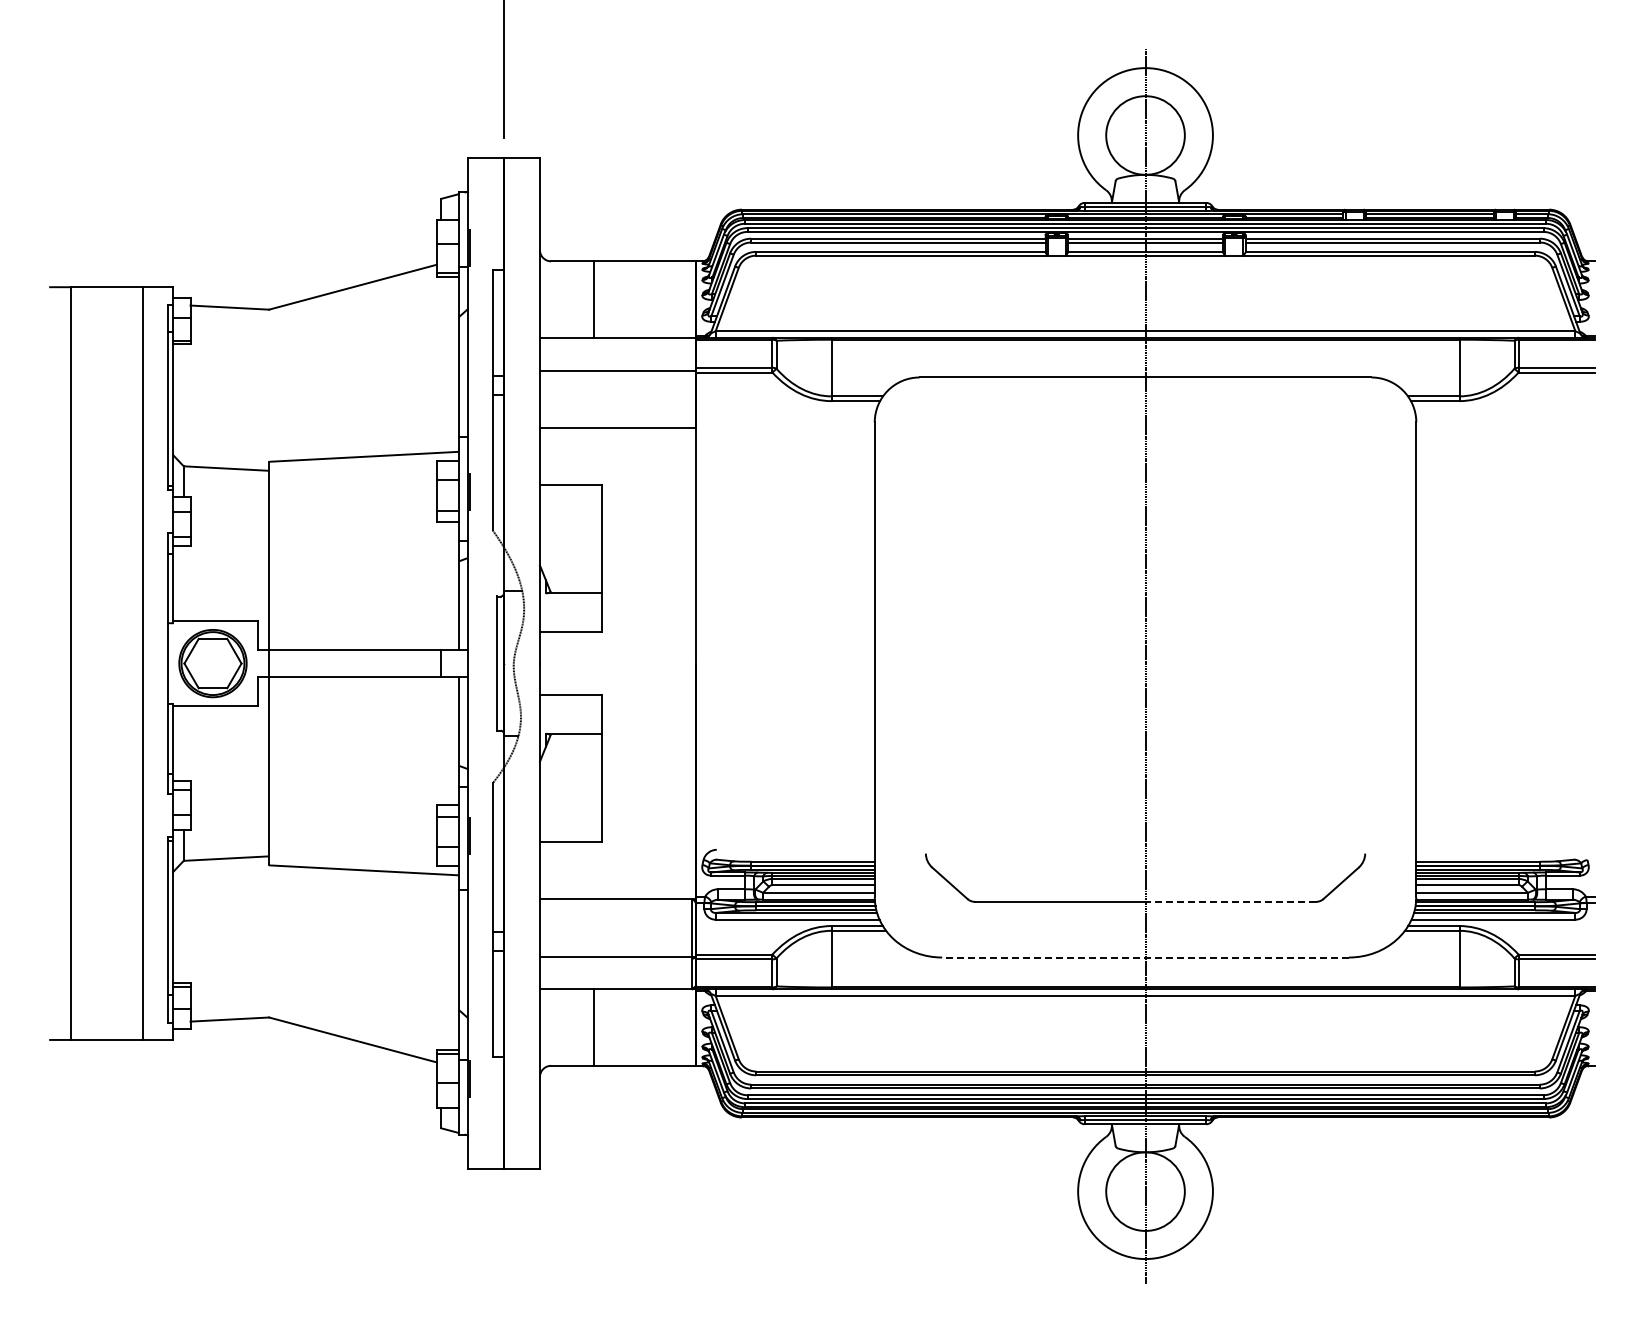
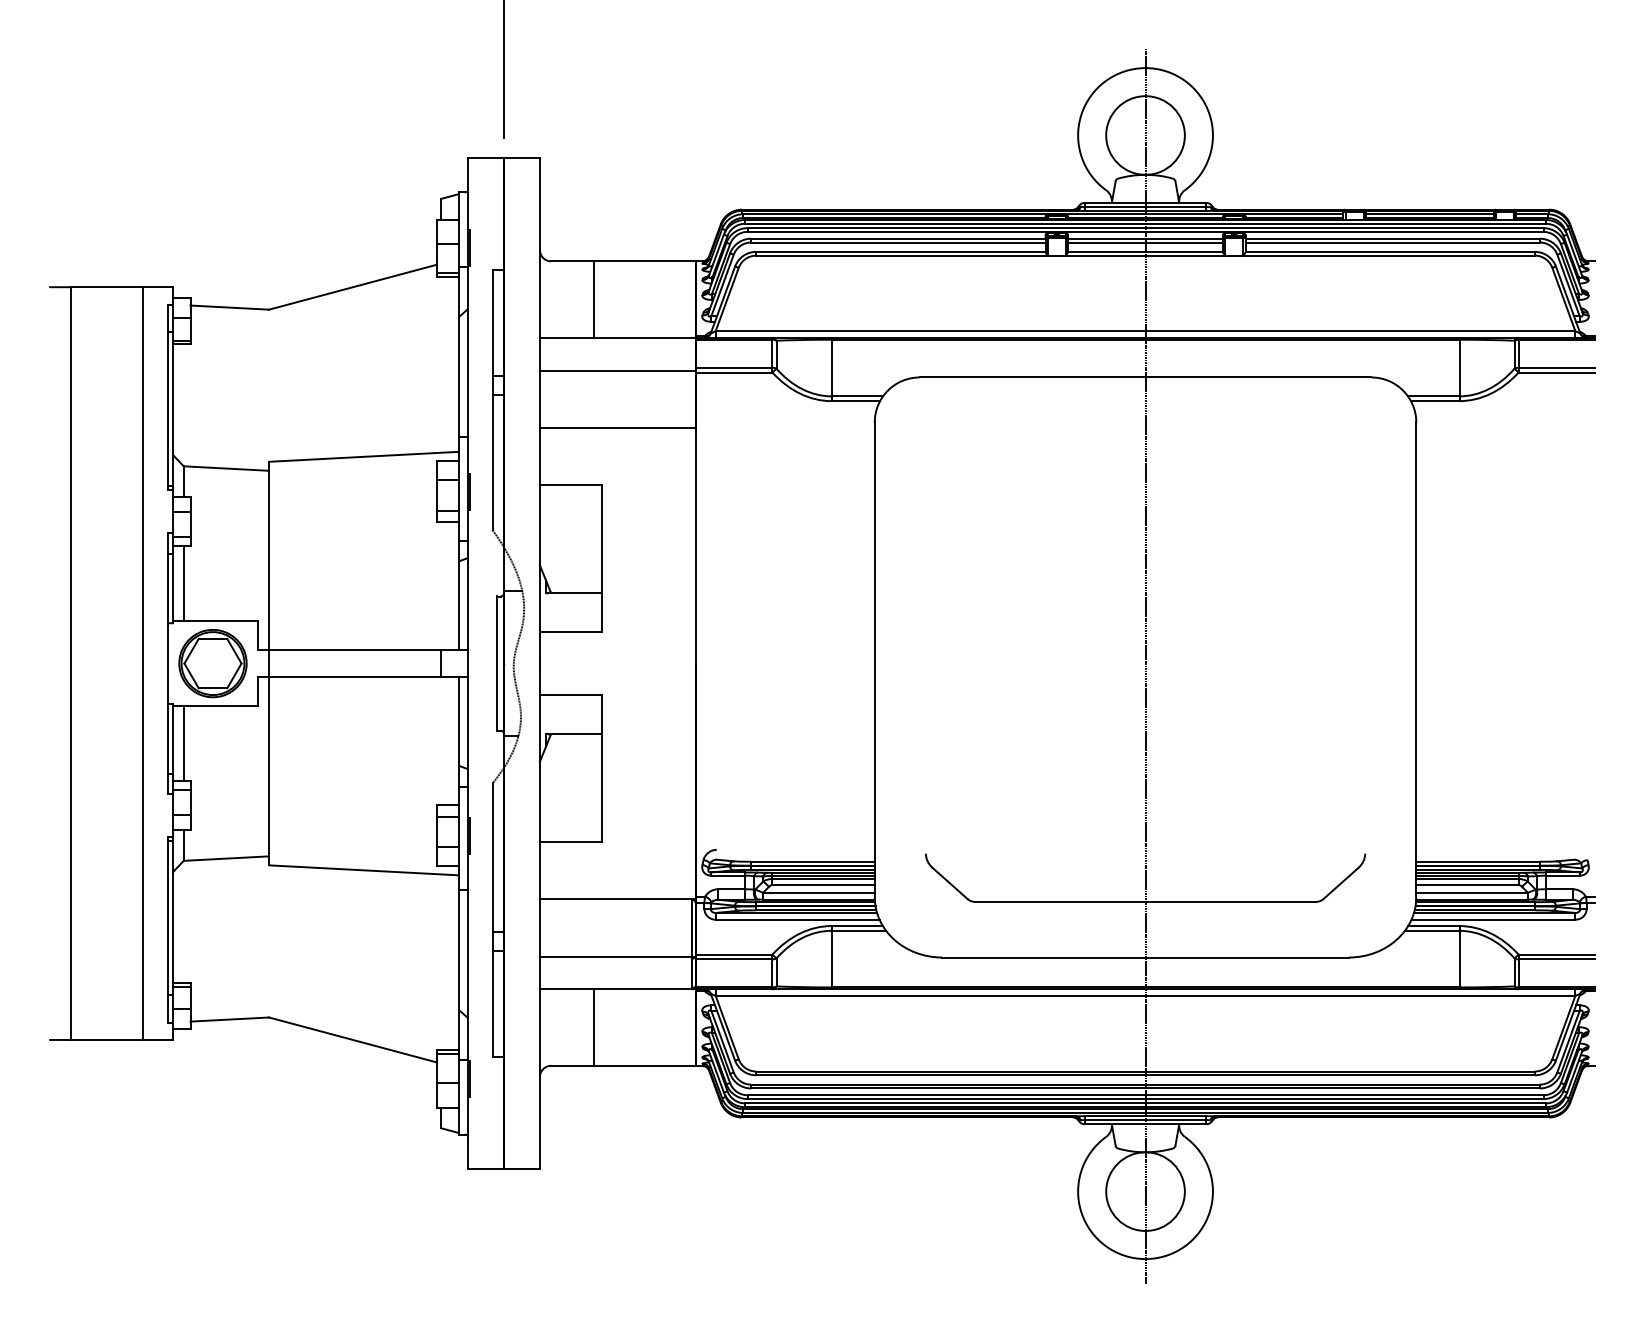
line: none -> present (183, 583)
line: none -> present (183, 743)
line: dashed -> solid (1230, 901)
line: dashed -> solid (1145, 957)
